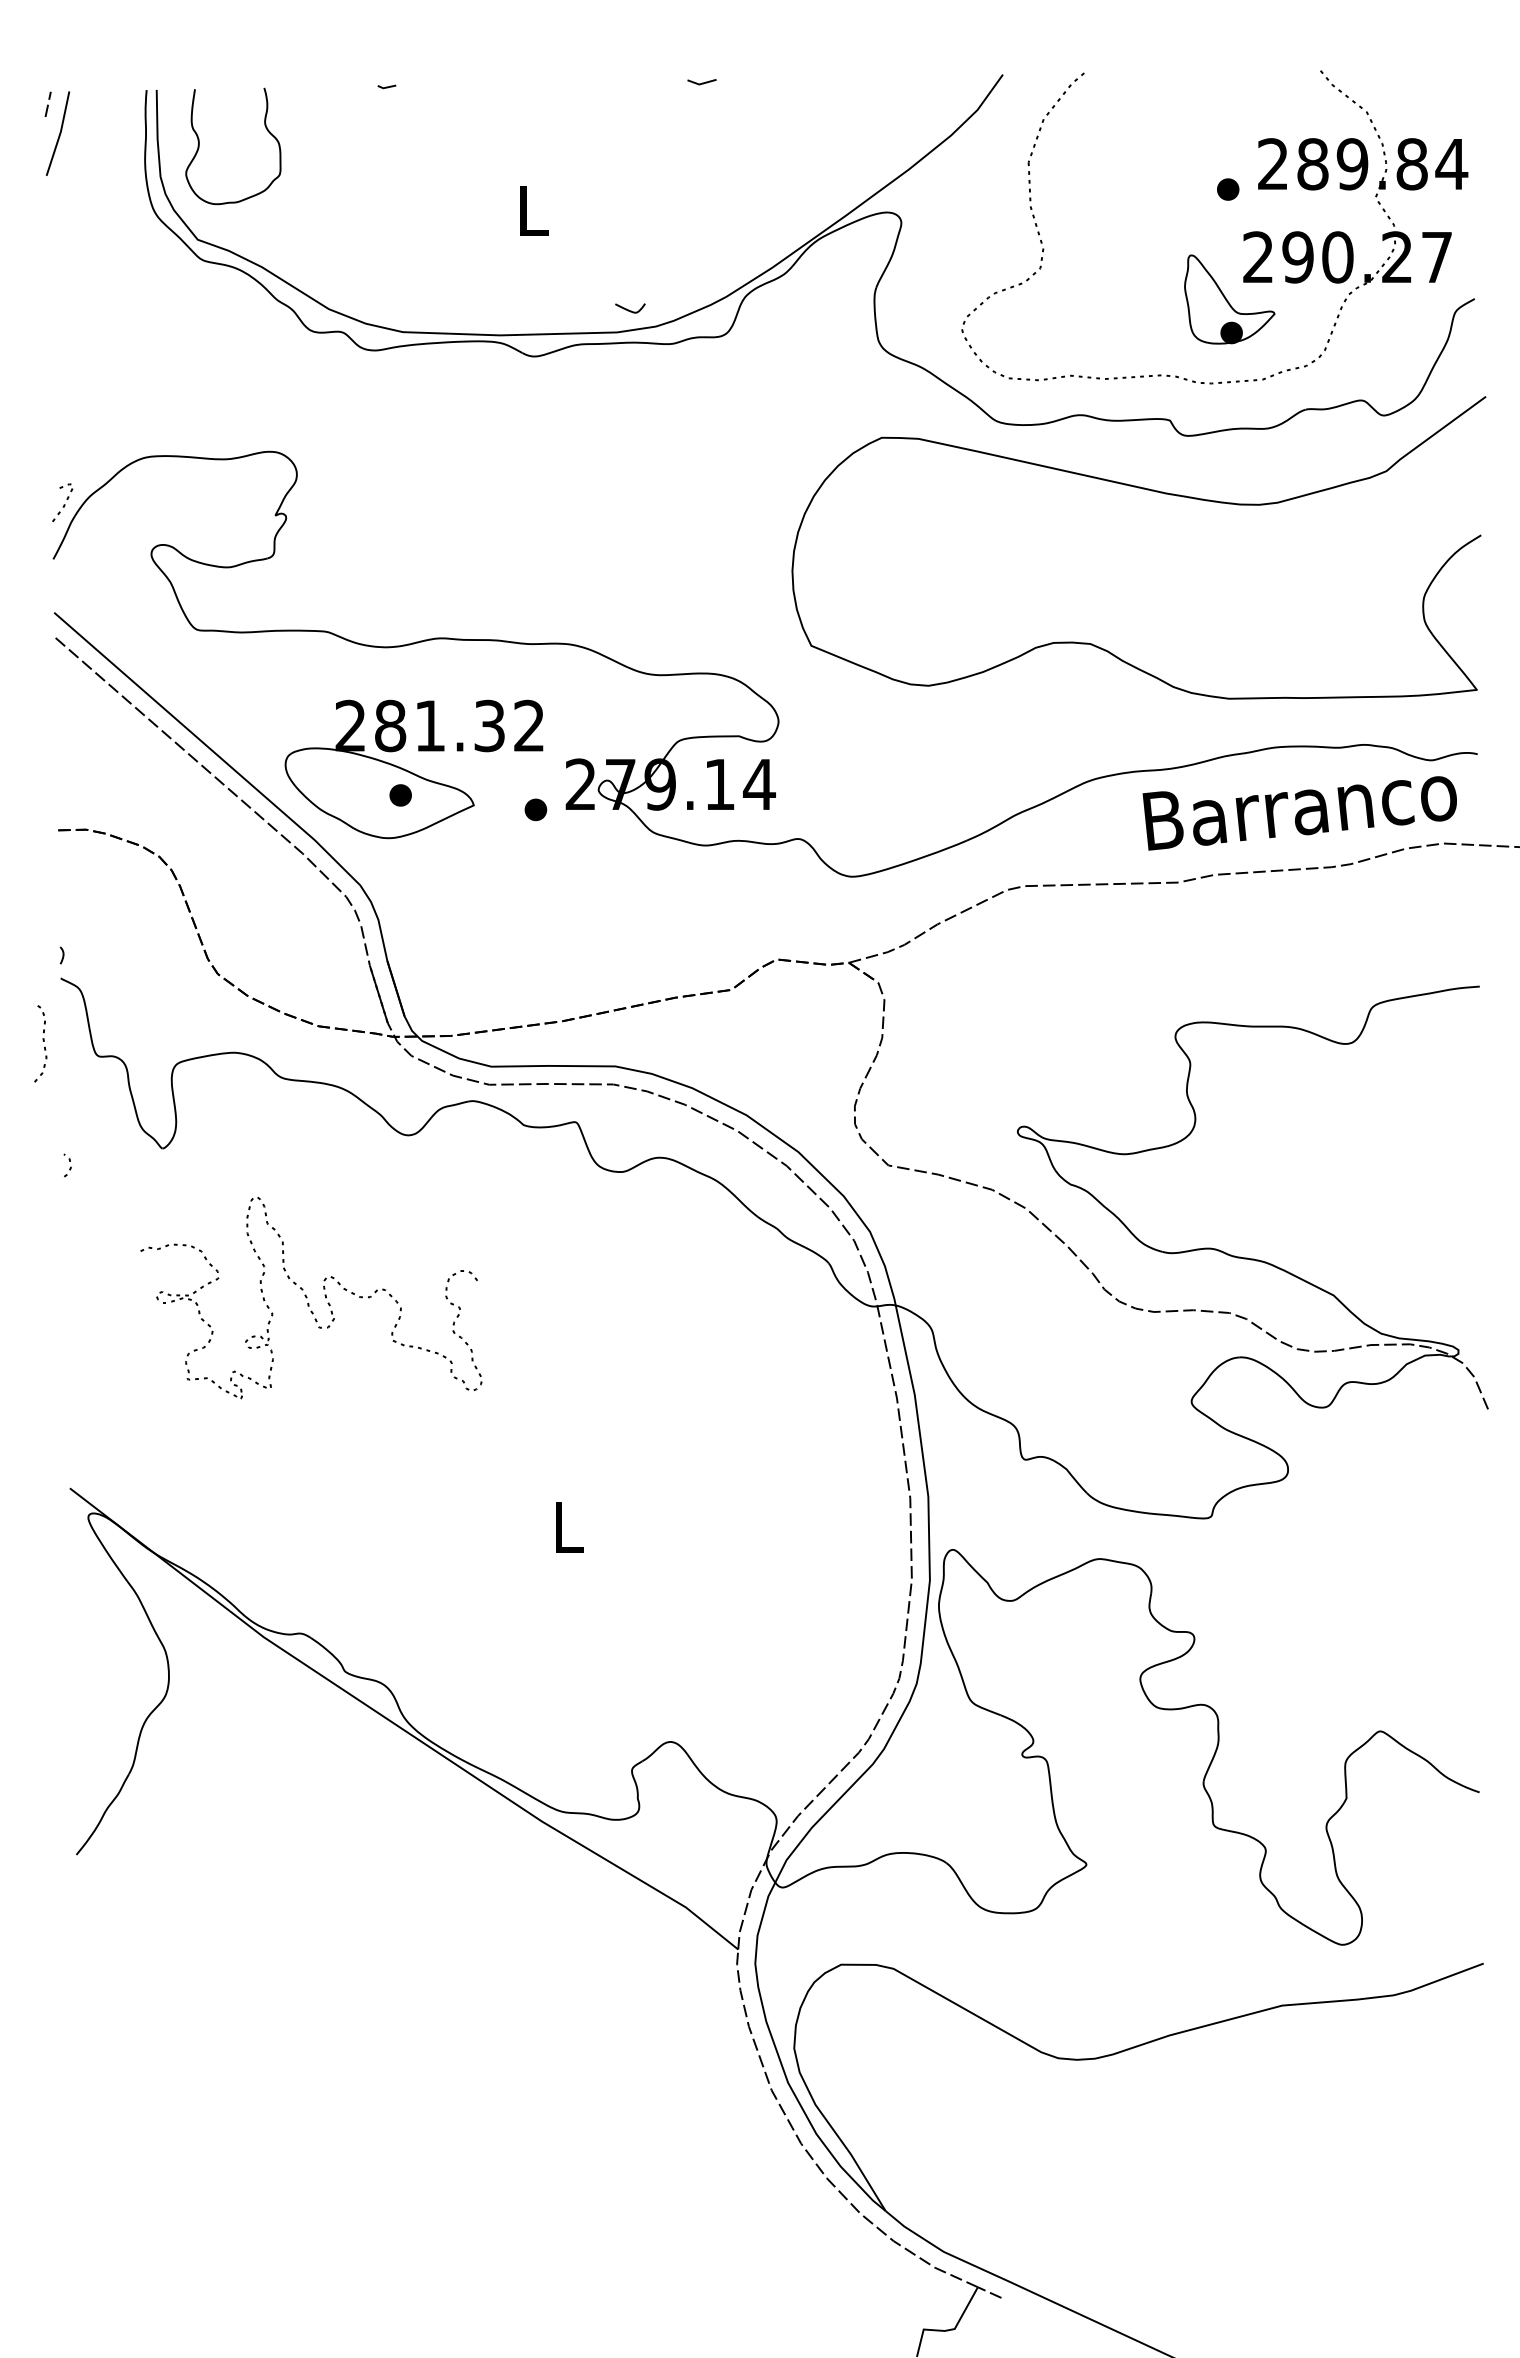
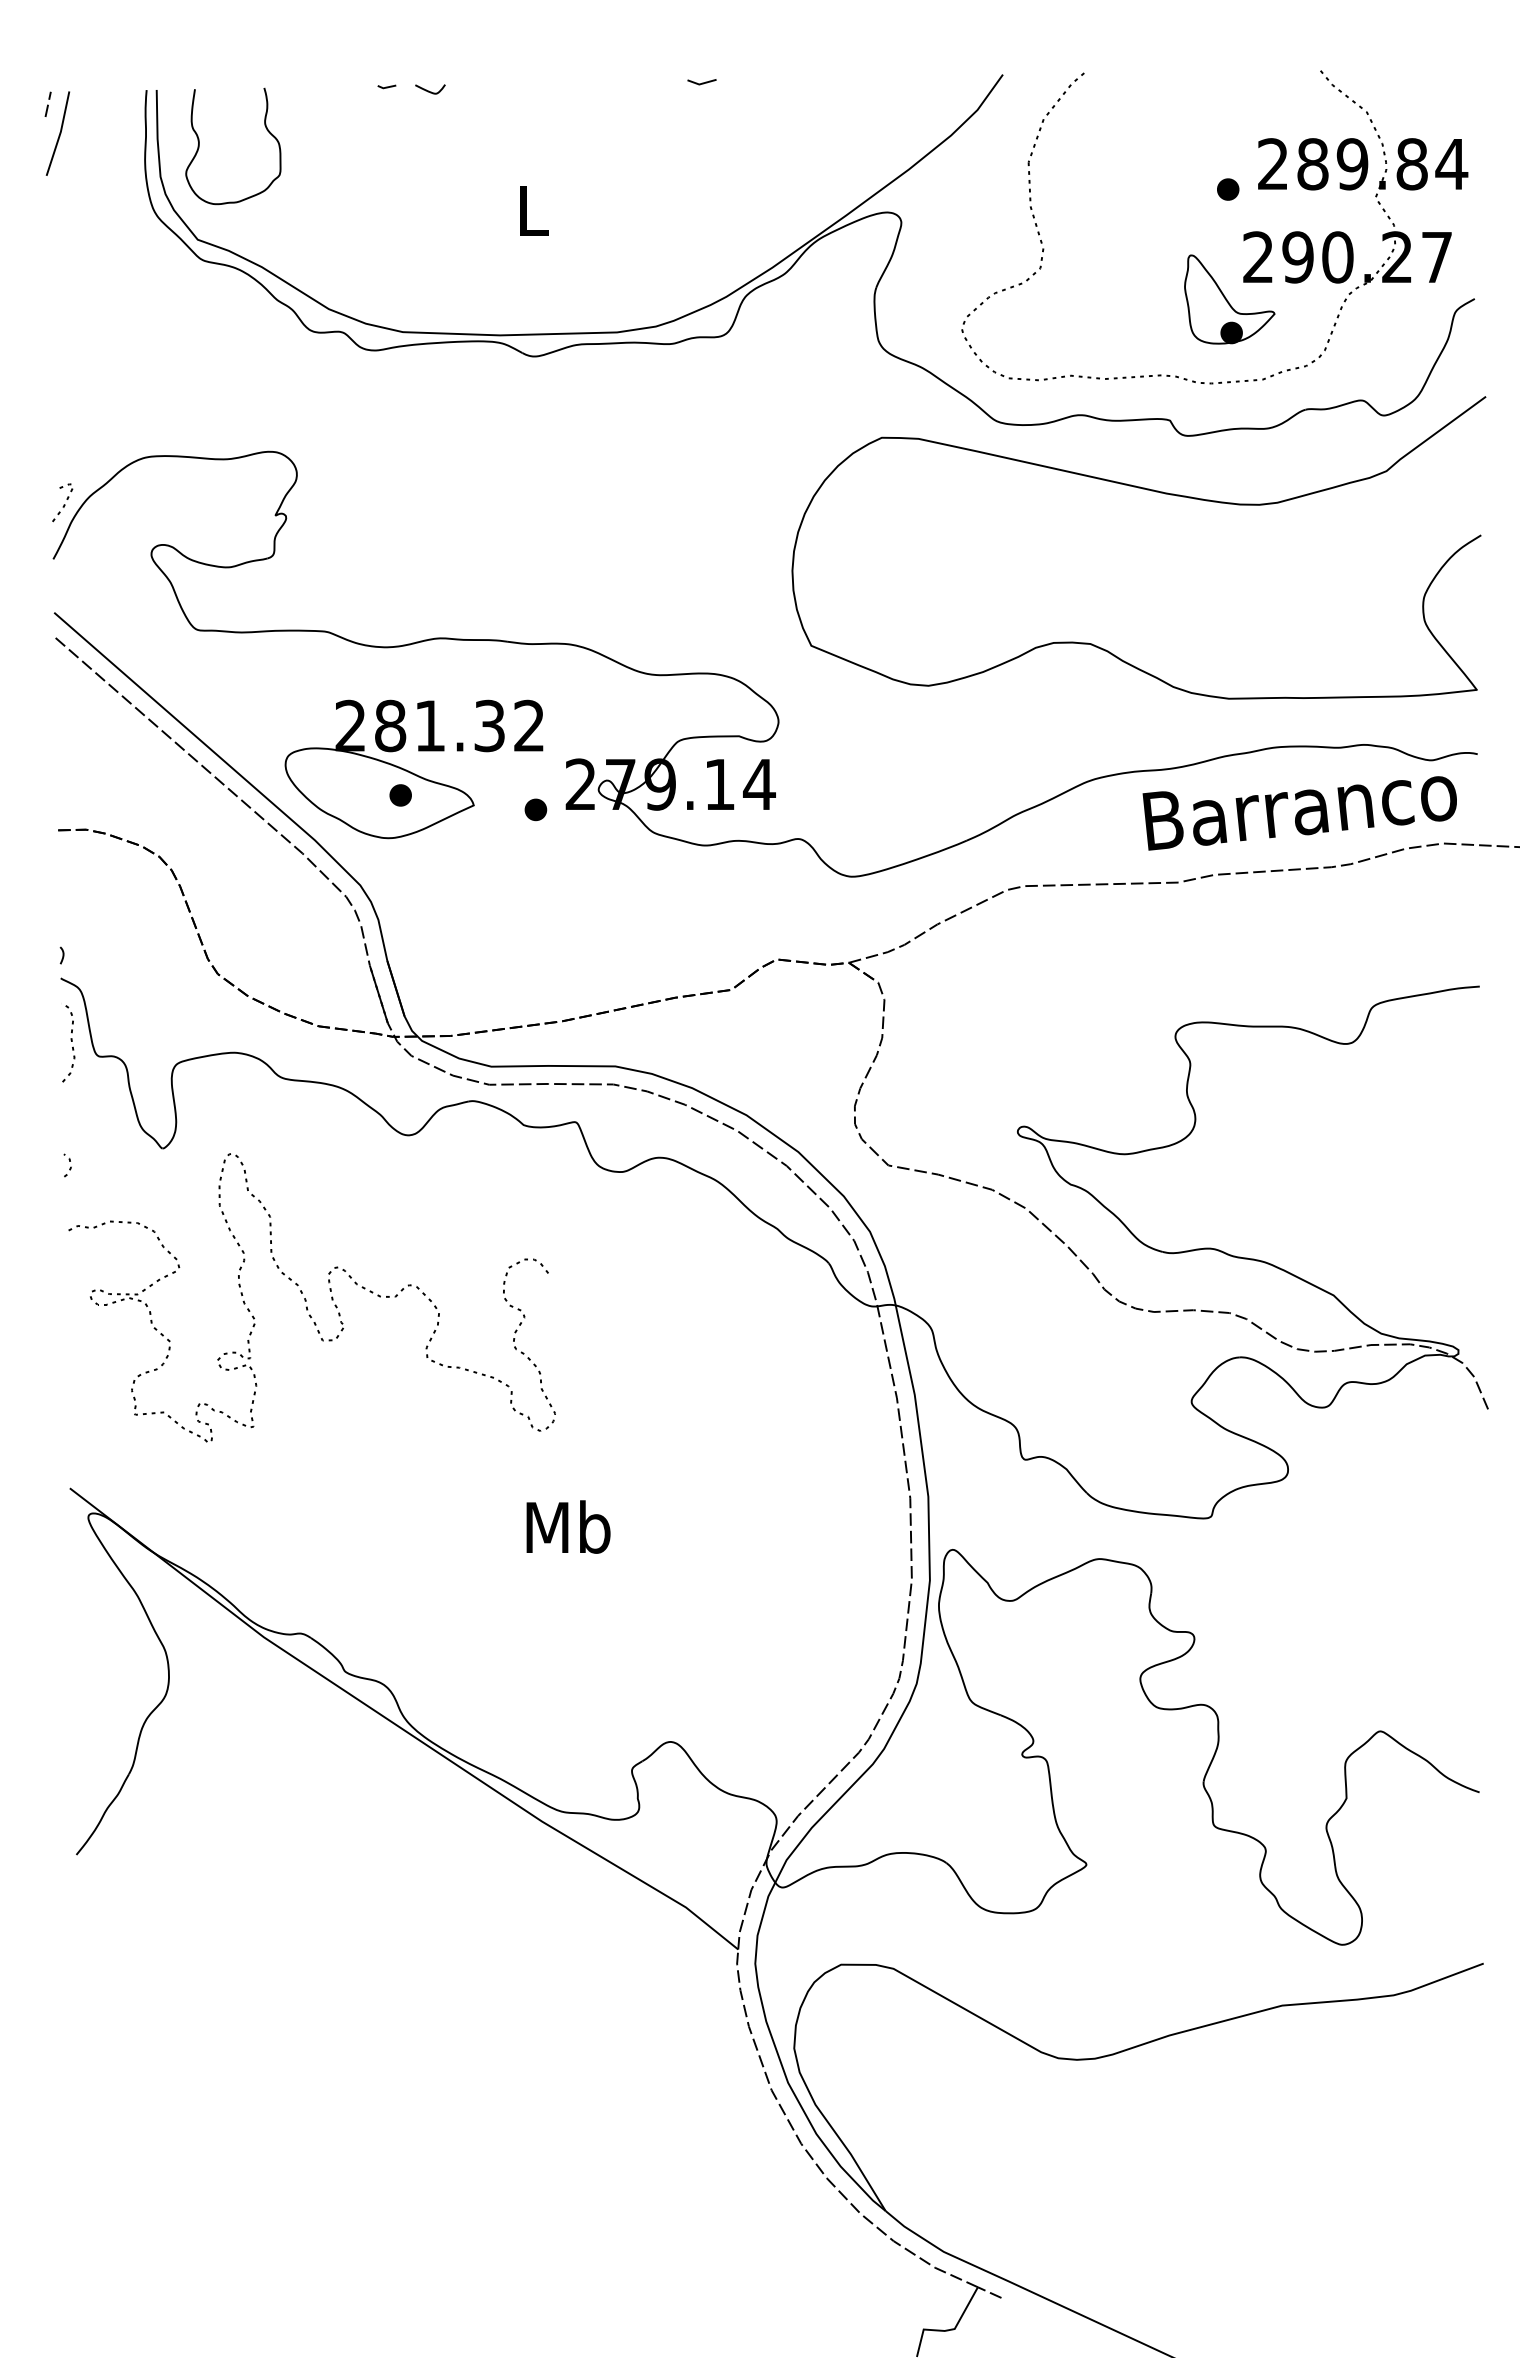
curve position: (629, 309) -> (429, 90) (429, 90)
curve position: (42, 1040) -> (70, 1040) (70, 1040)
part size: 343x204 px -> 488x290 px (311, 1297)
text: L -> Mb (568, 1526)
